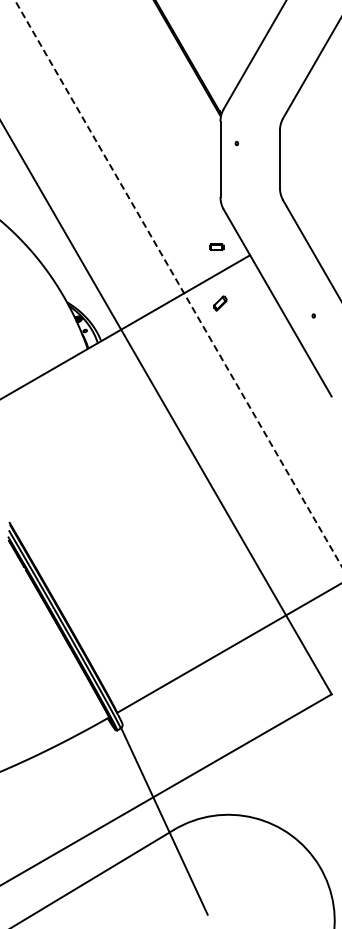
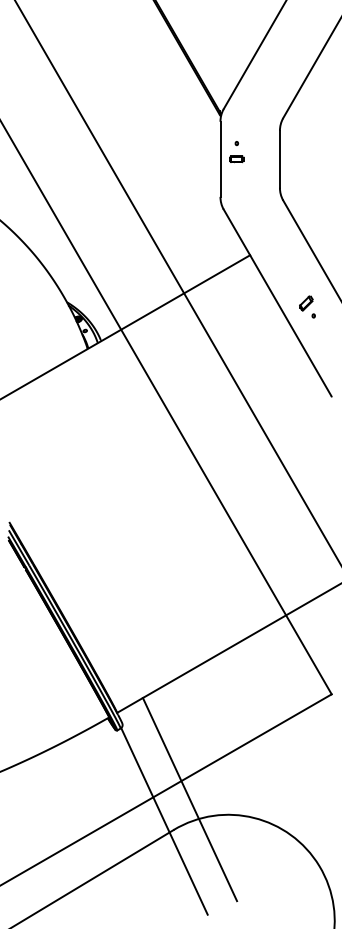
part position: (216, 247) -> (236, 159) (236, 159)
line: dashed -> solid (178, 283)
part position: (220, 303) -> (306, 303) (306, 303)
line: none -> present (189, 799)
